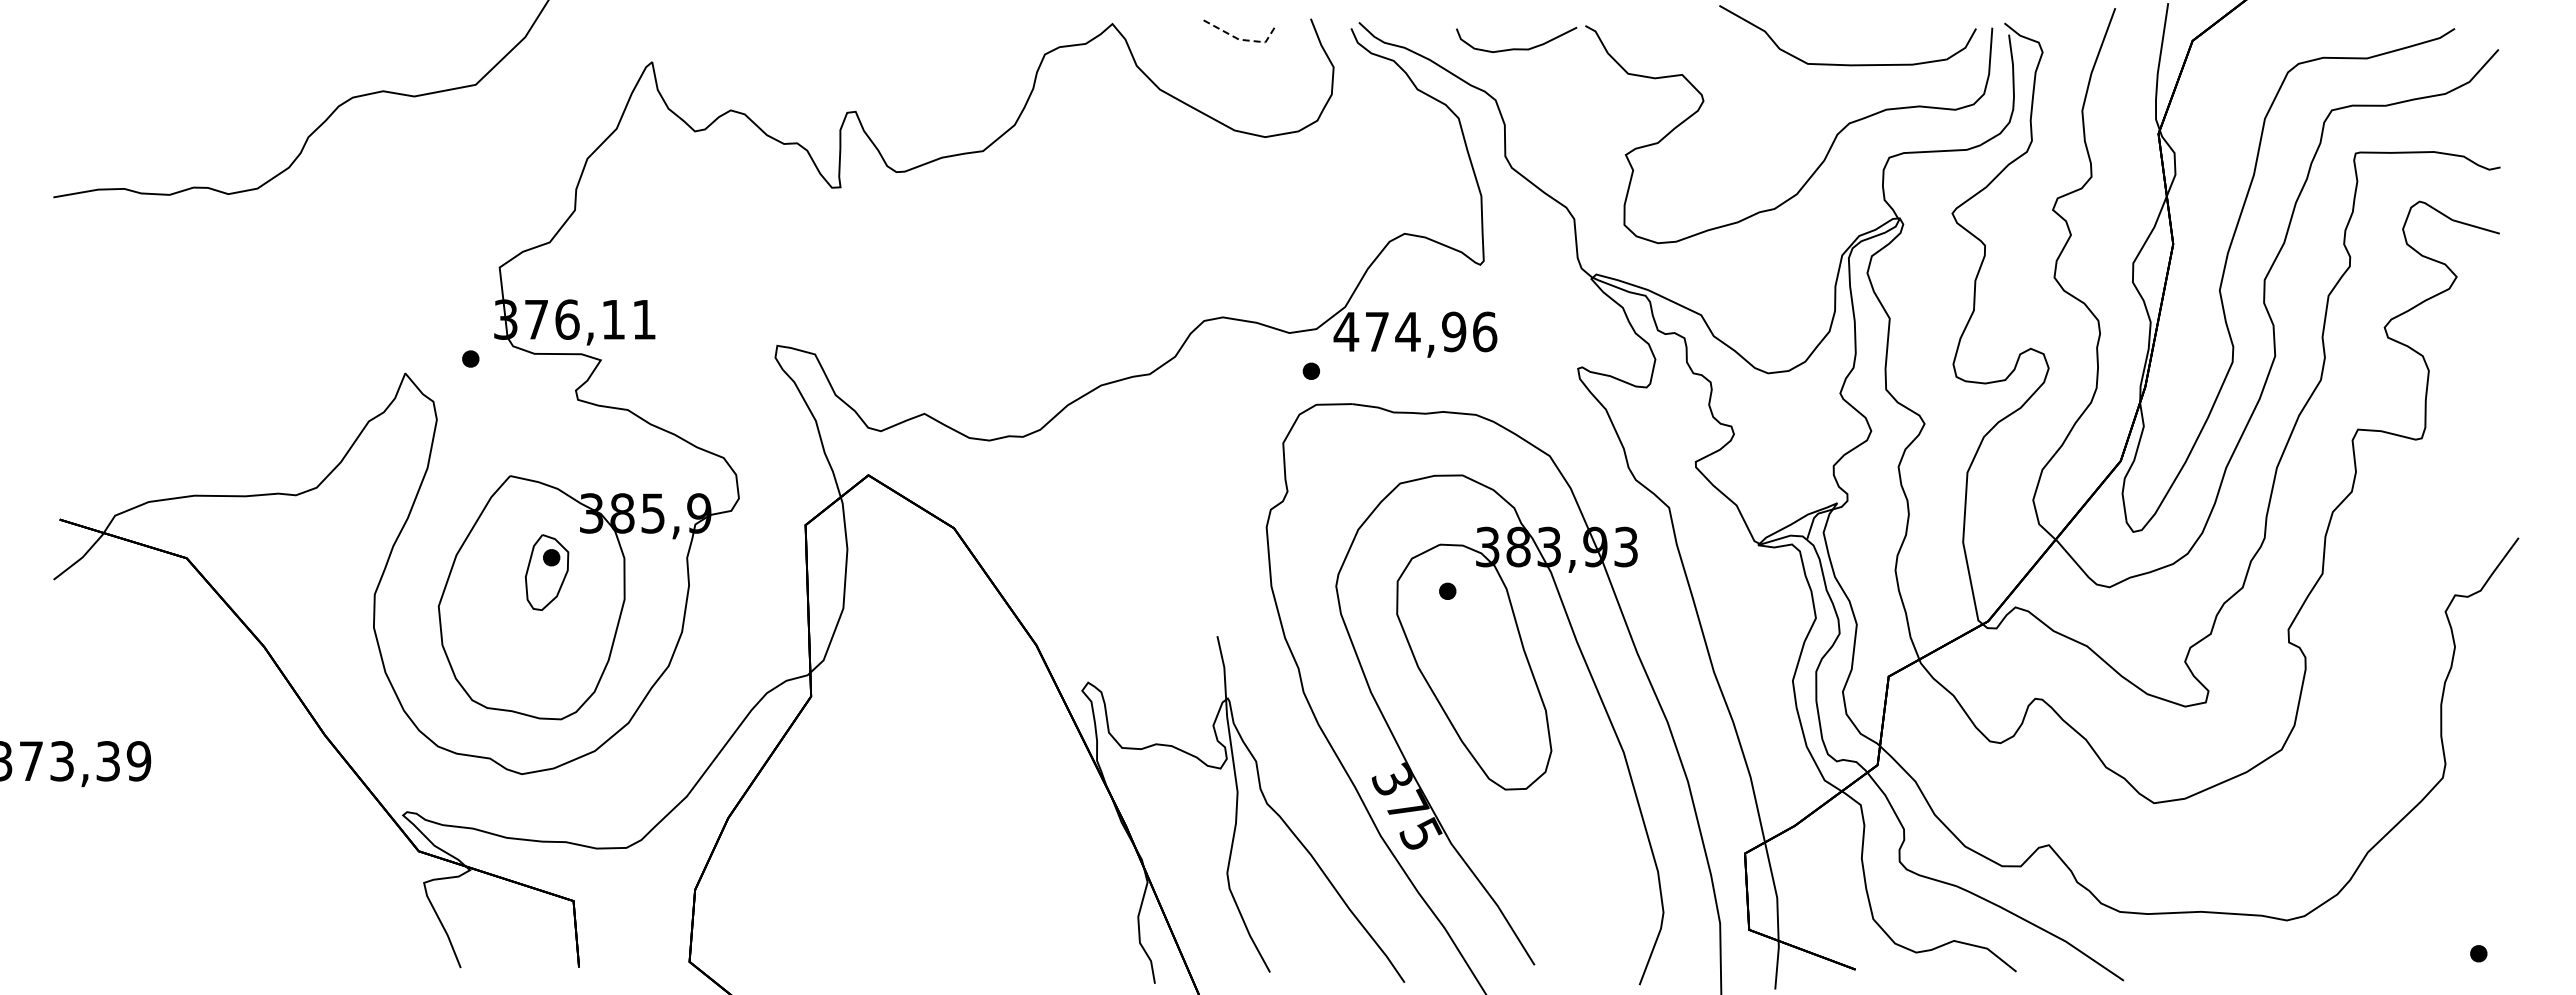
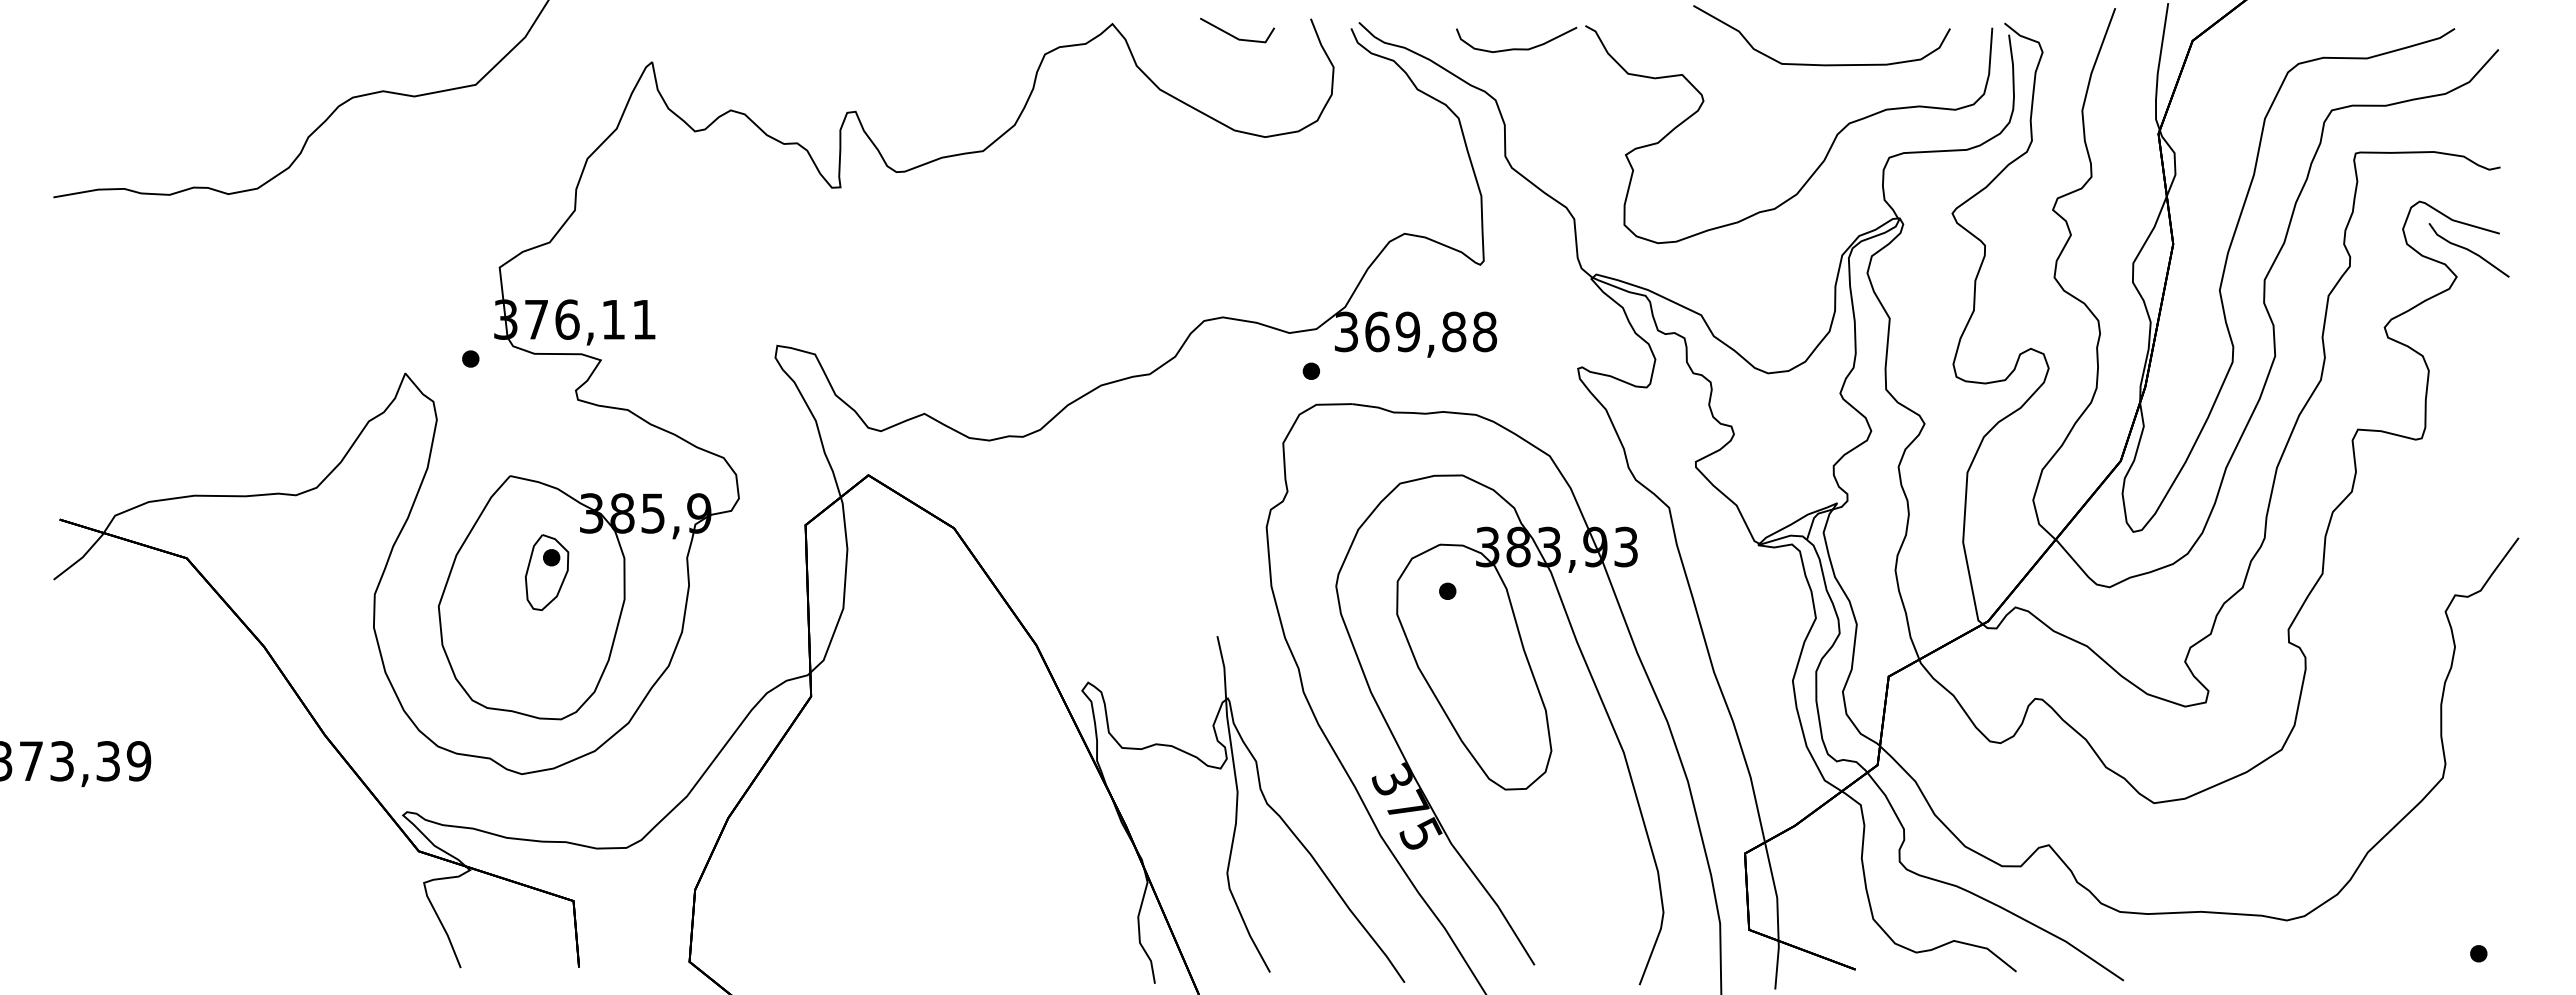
line: dashed -> solid (1239, 39)
curve position: (1847, 64) -> (1821, 64) (1821, 64)
curve: none -> present (2468, 250)
text: 474,96 -> 369,88 (1415, 331)
